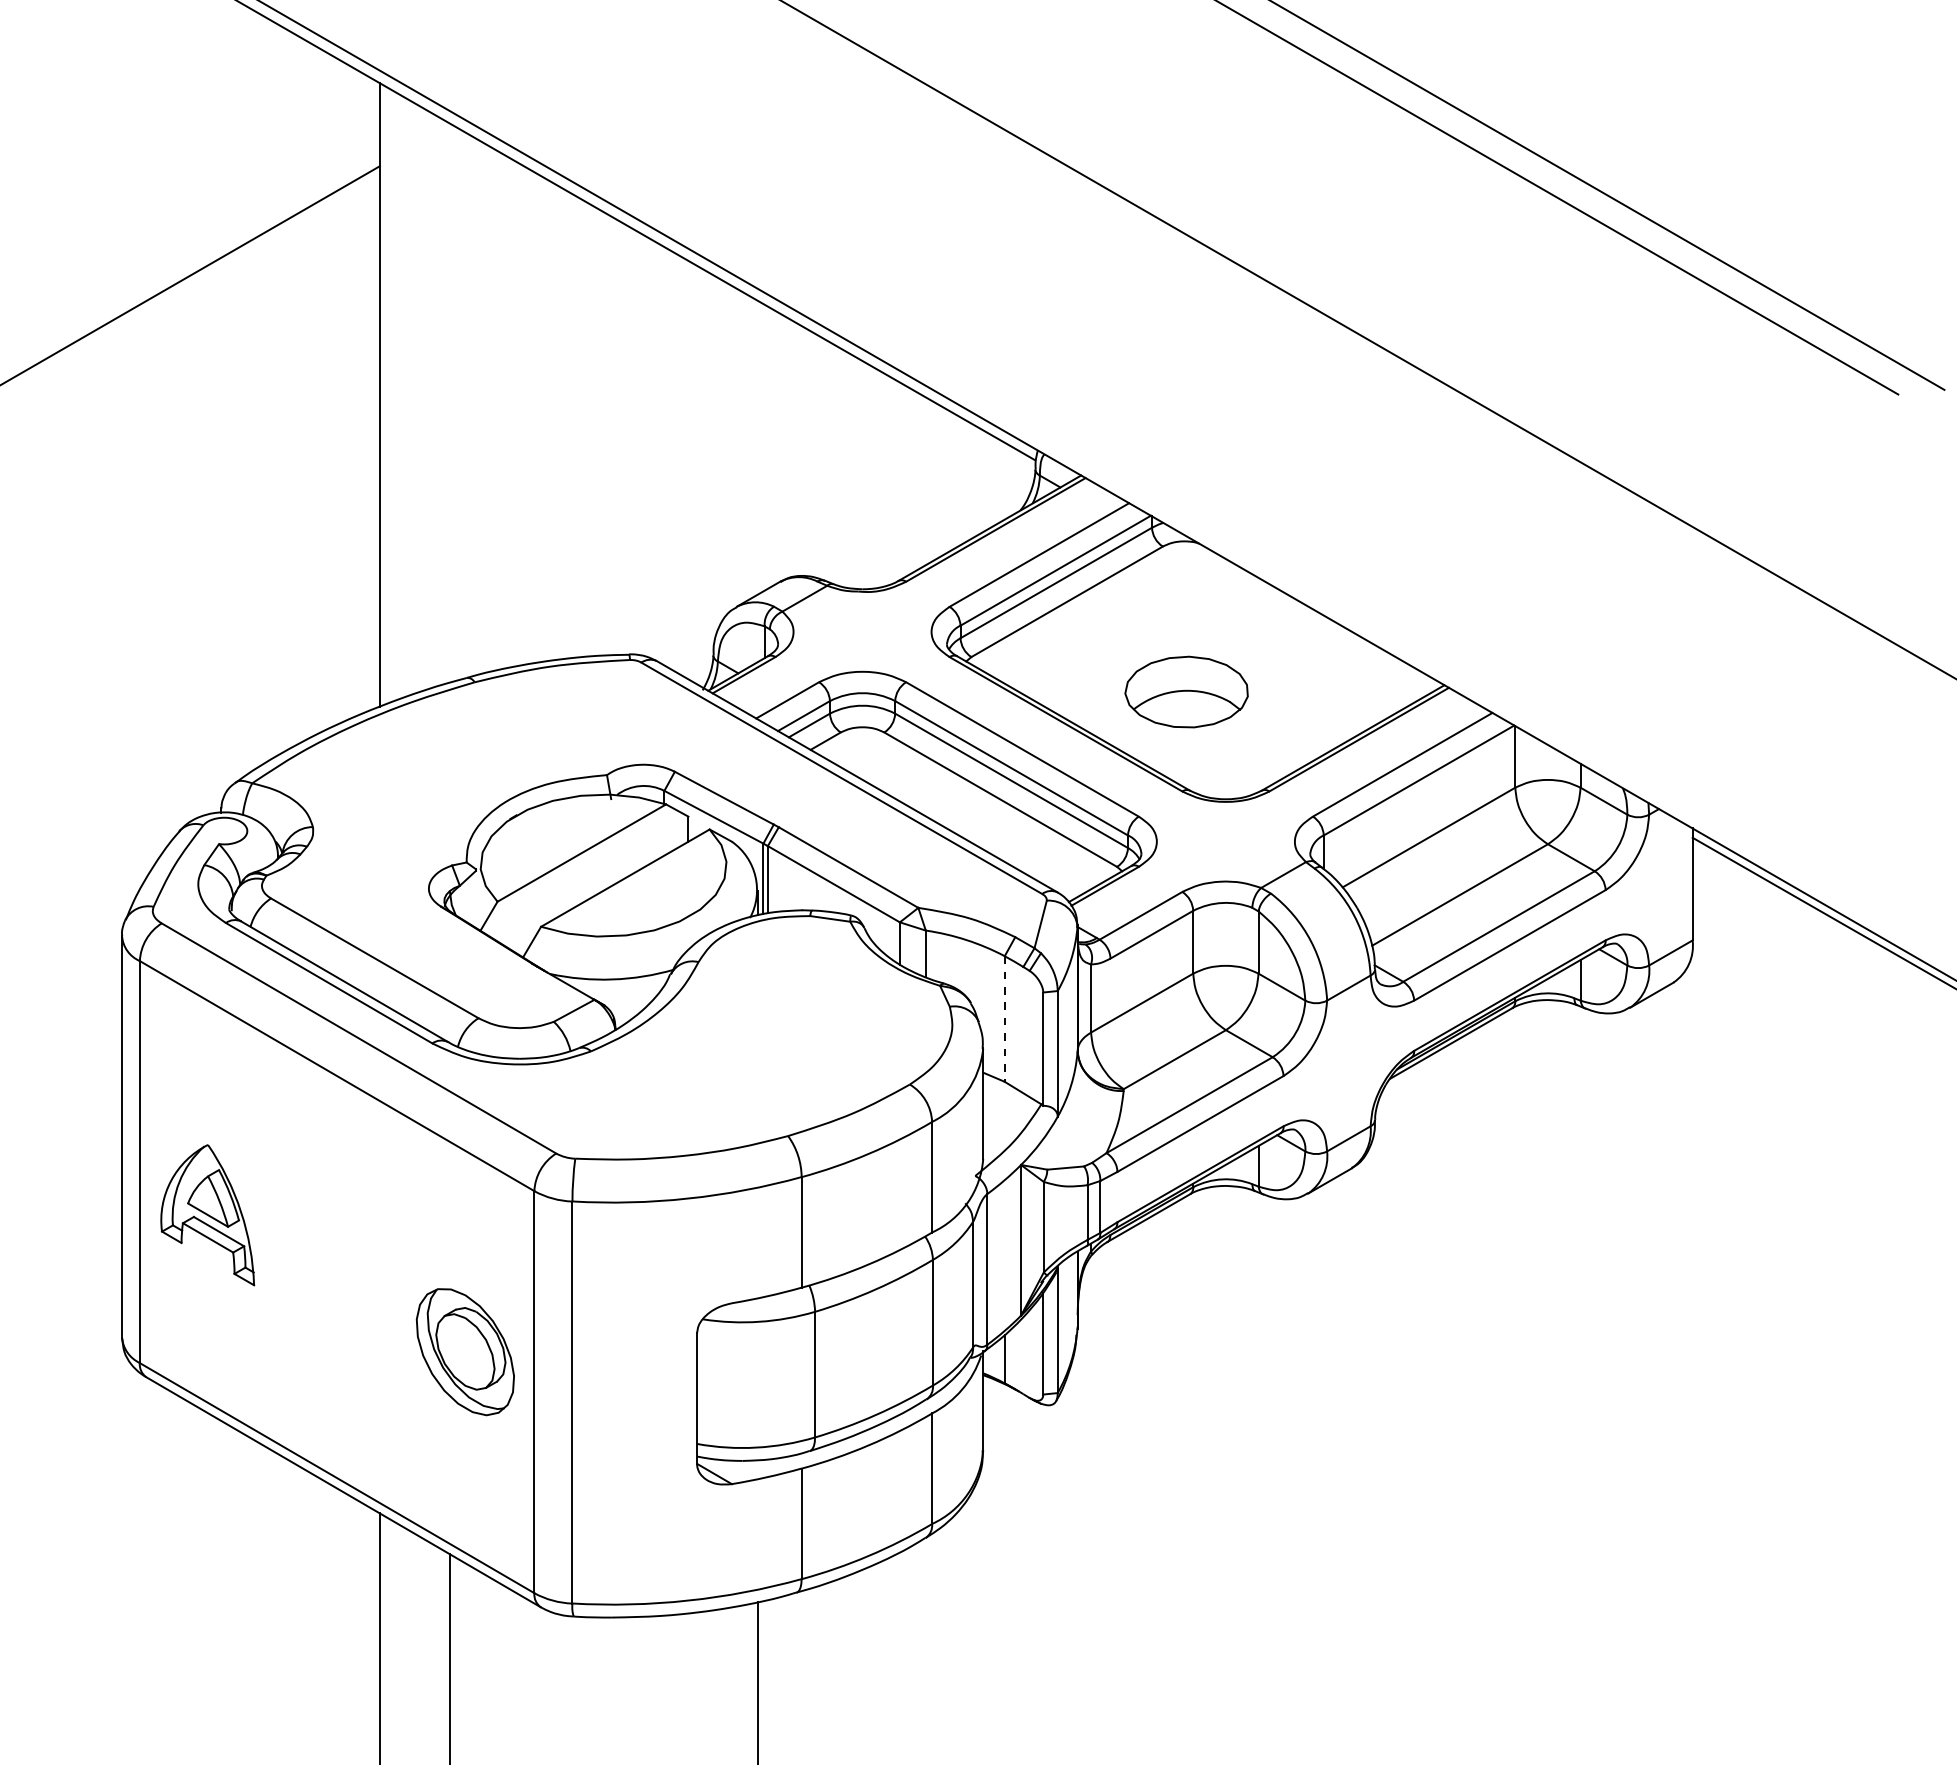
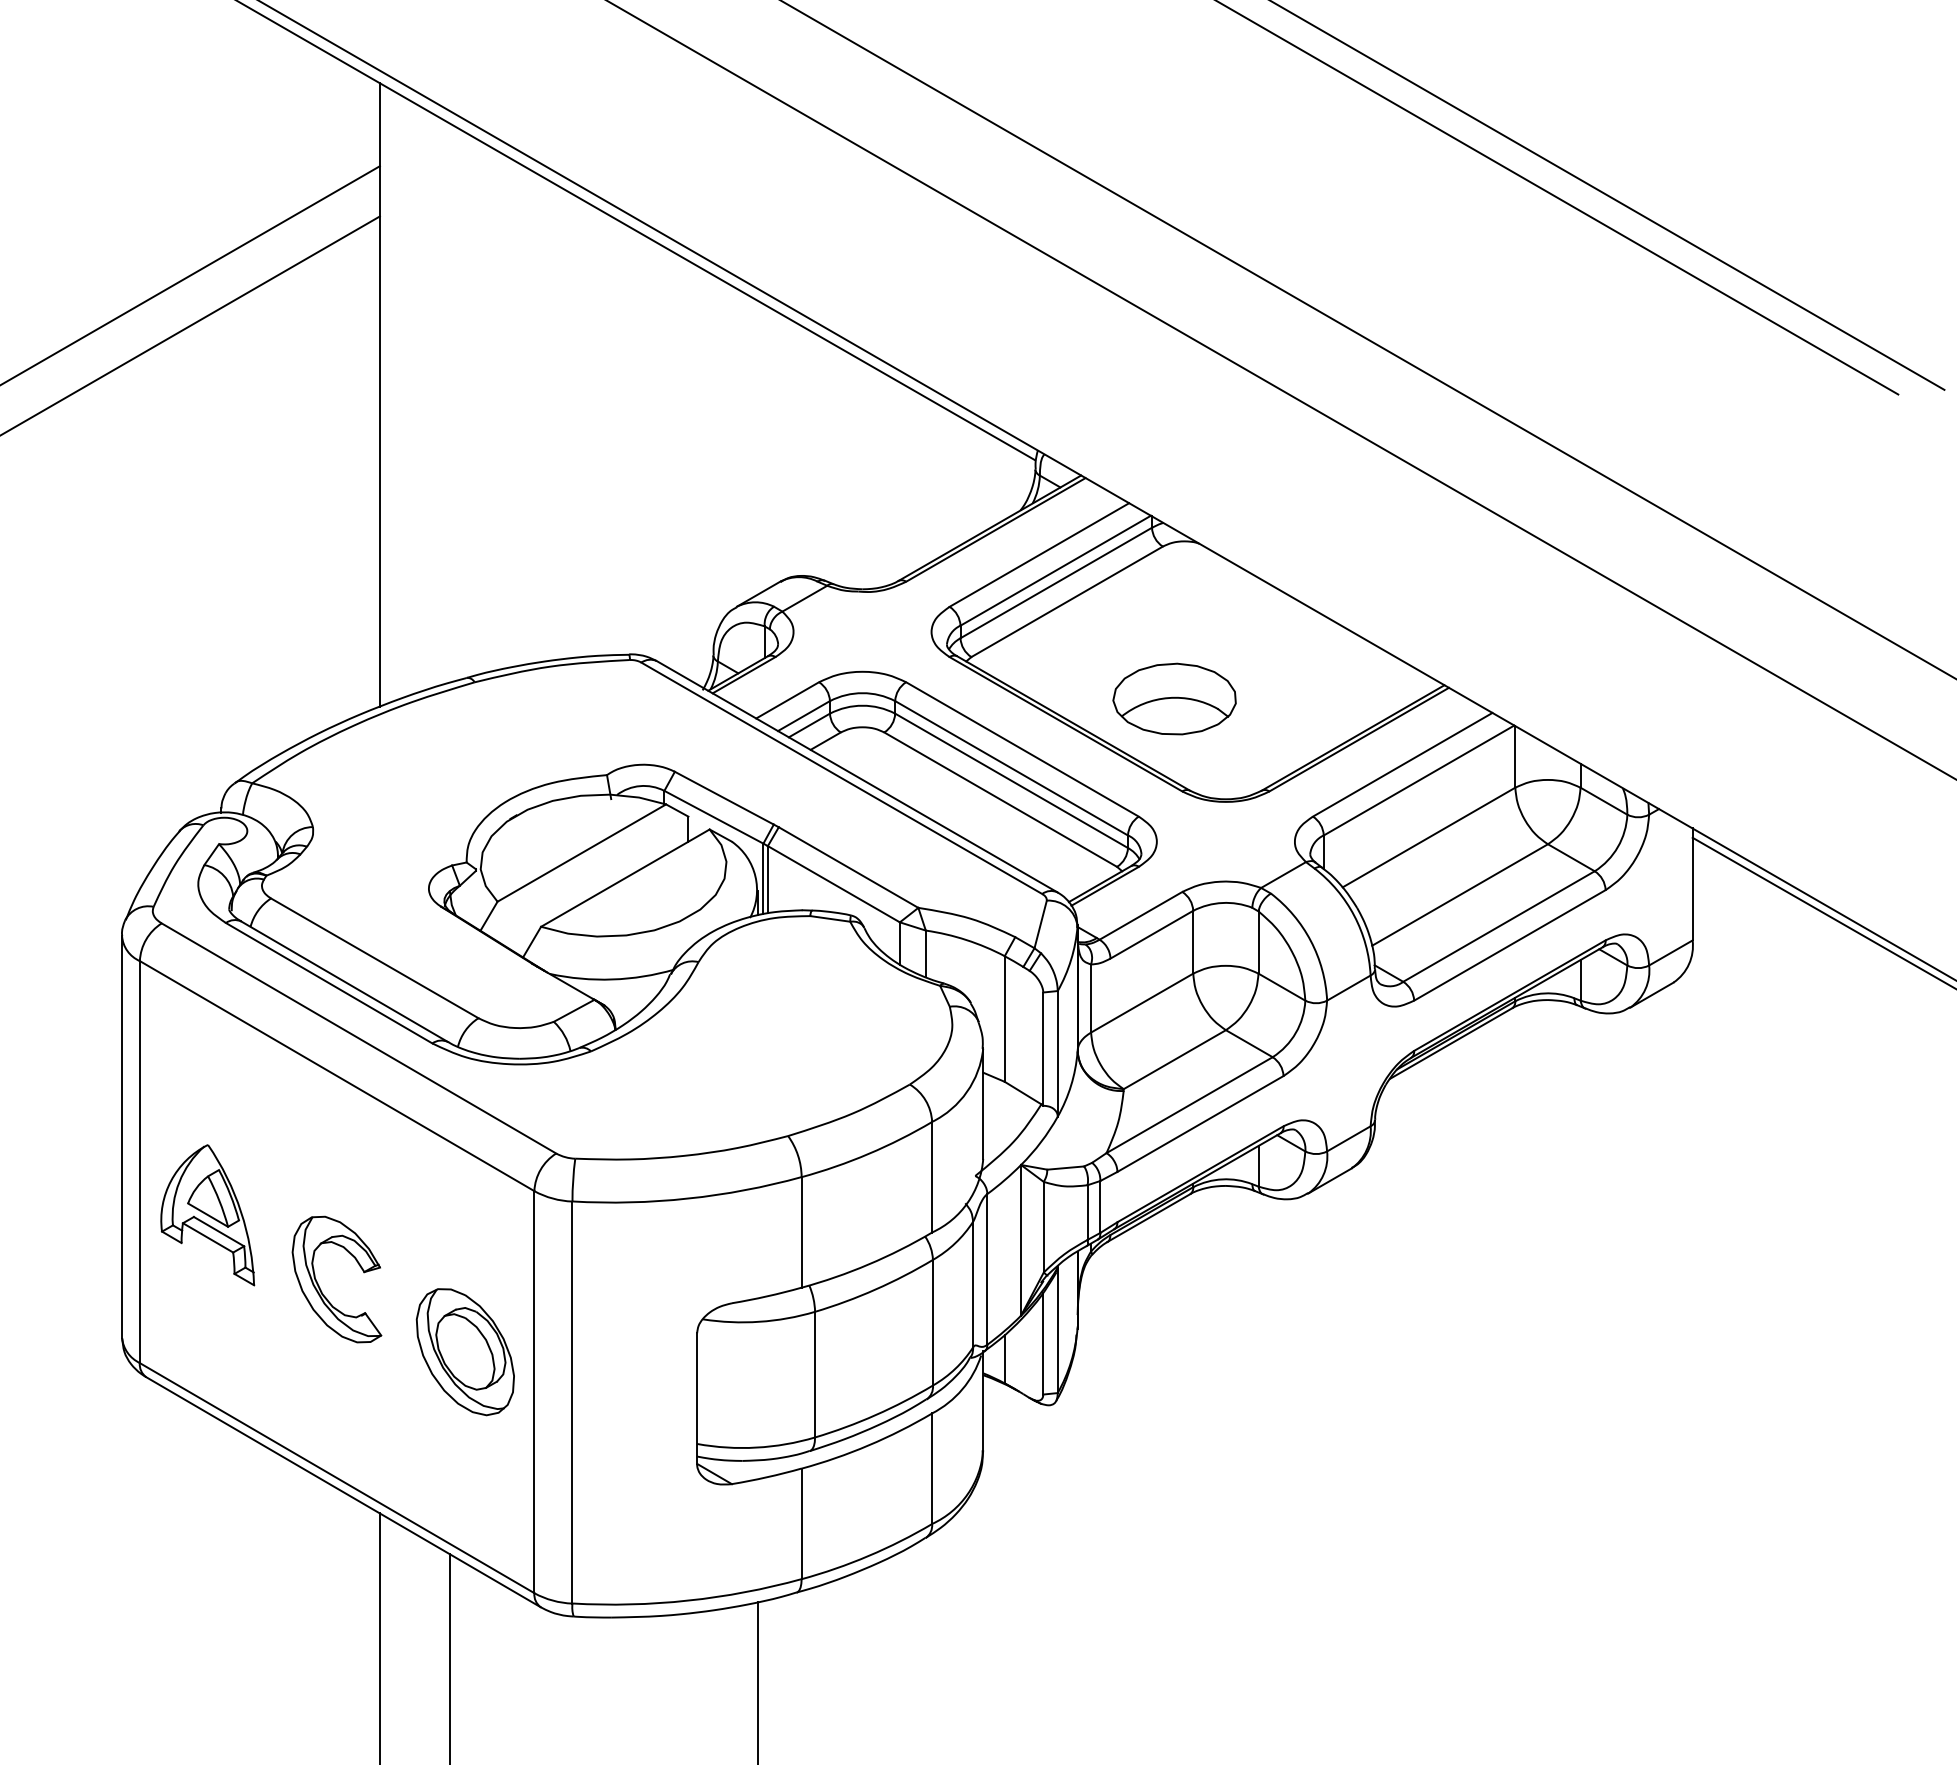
line: none -> present (190, 325)
line: none -> present (1281, 390)
part position: (1186, 691) -> (1174, 698) (1174, 698)
line: dashed -> solid (1004, 1019)
part: none -> present (320, 1287)
